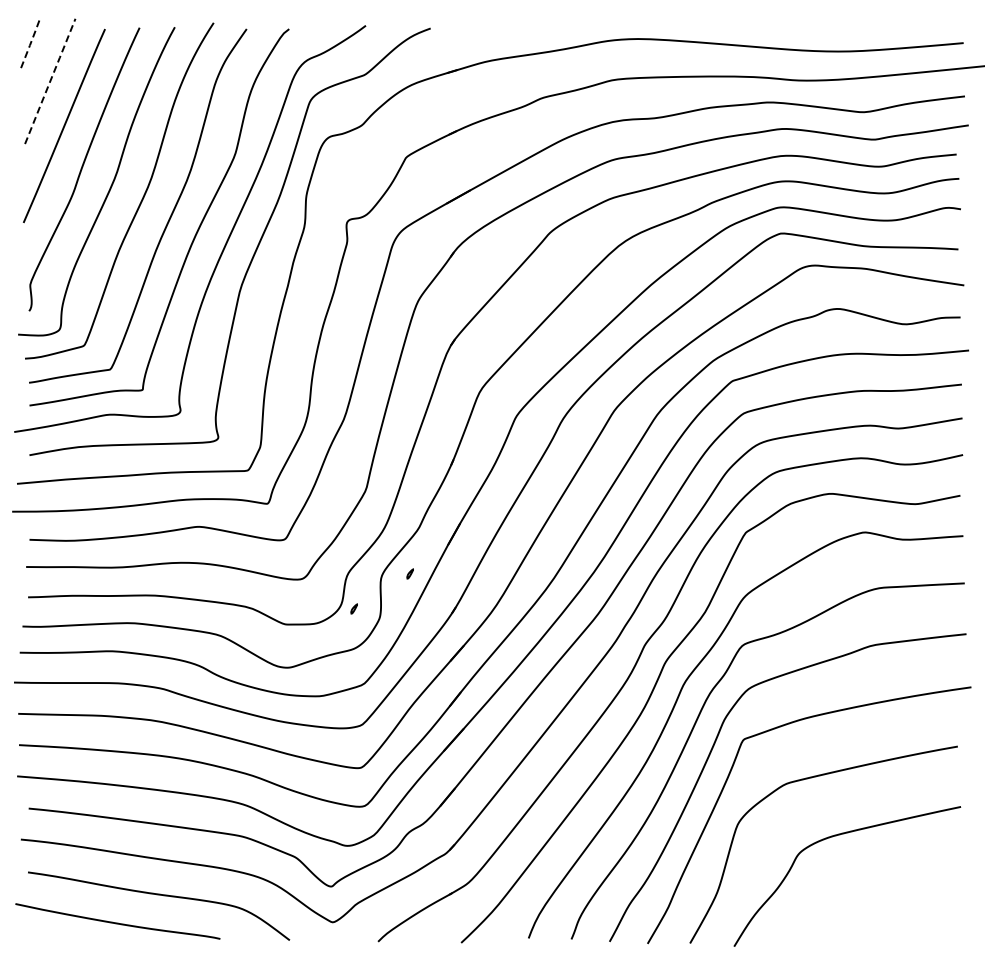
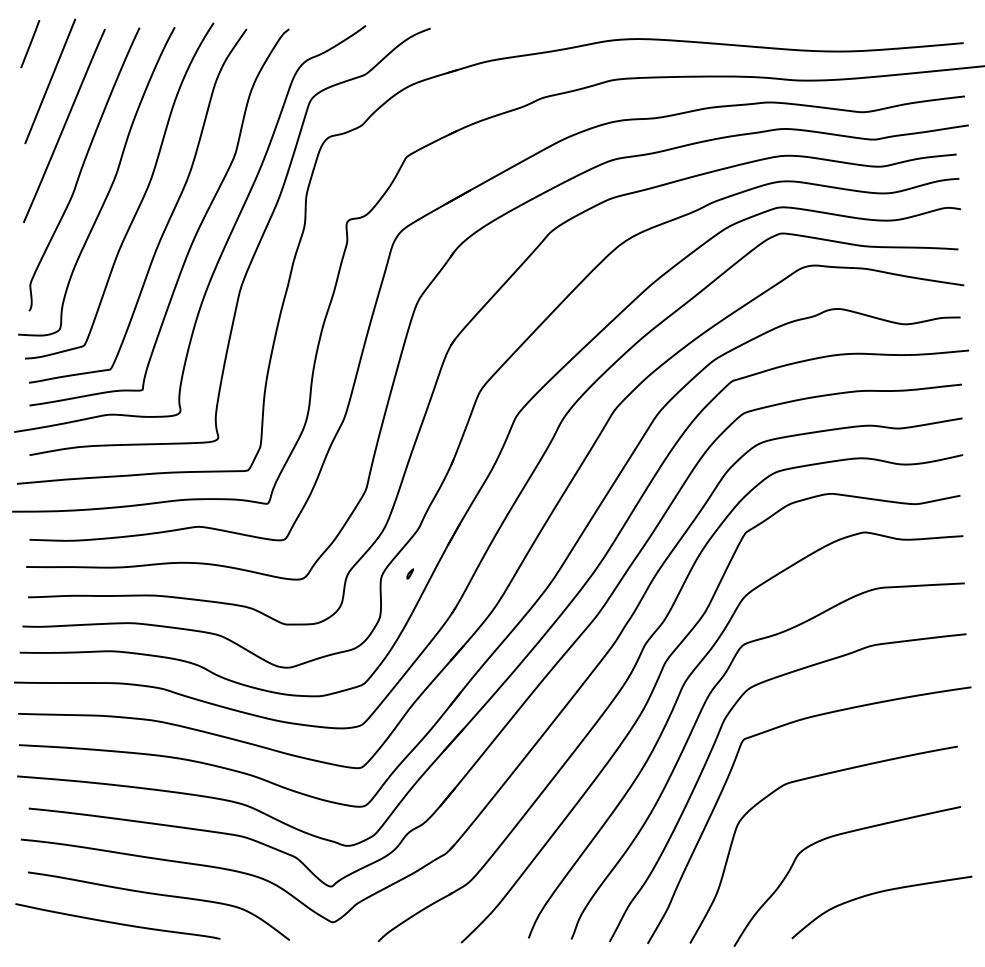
line: dashed -> solid (30, 43)
line: dashed -> solid (50, 81)
part: present -> none (353, 608)
curve: none -> present (878, 893)
